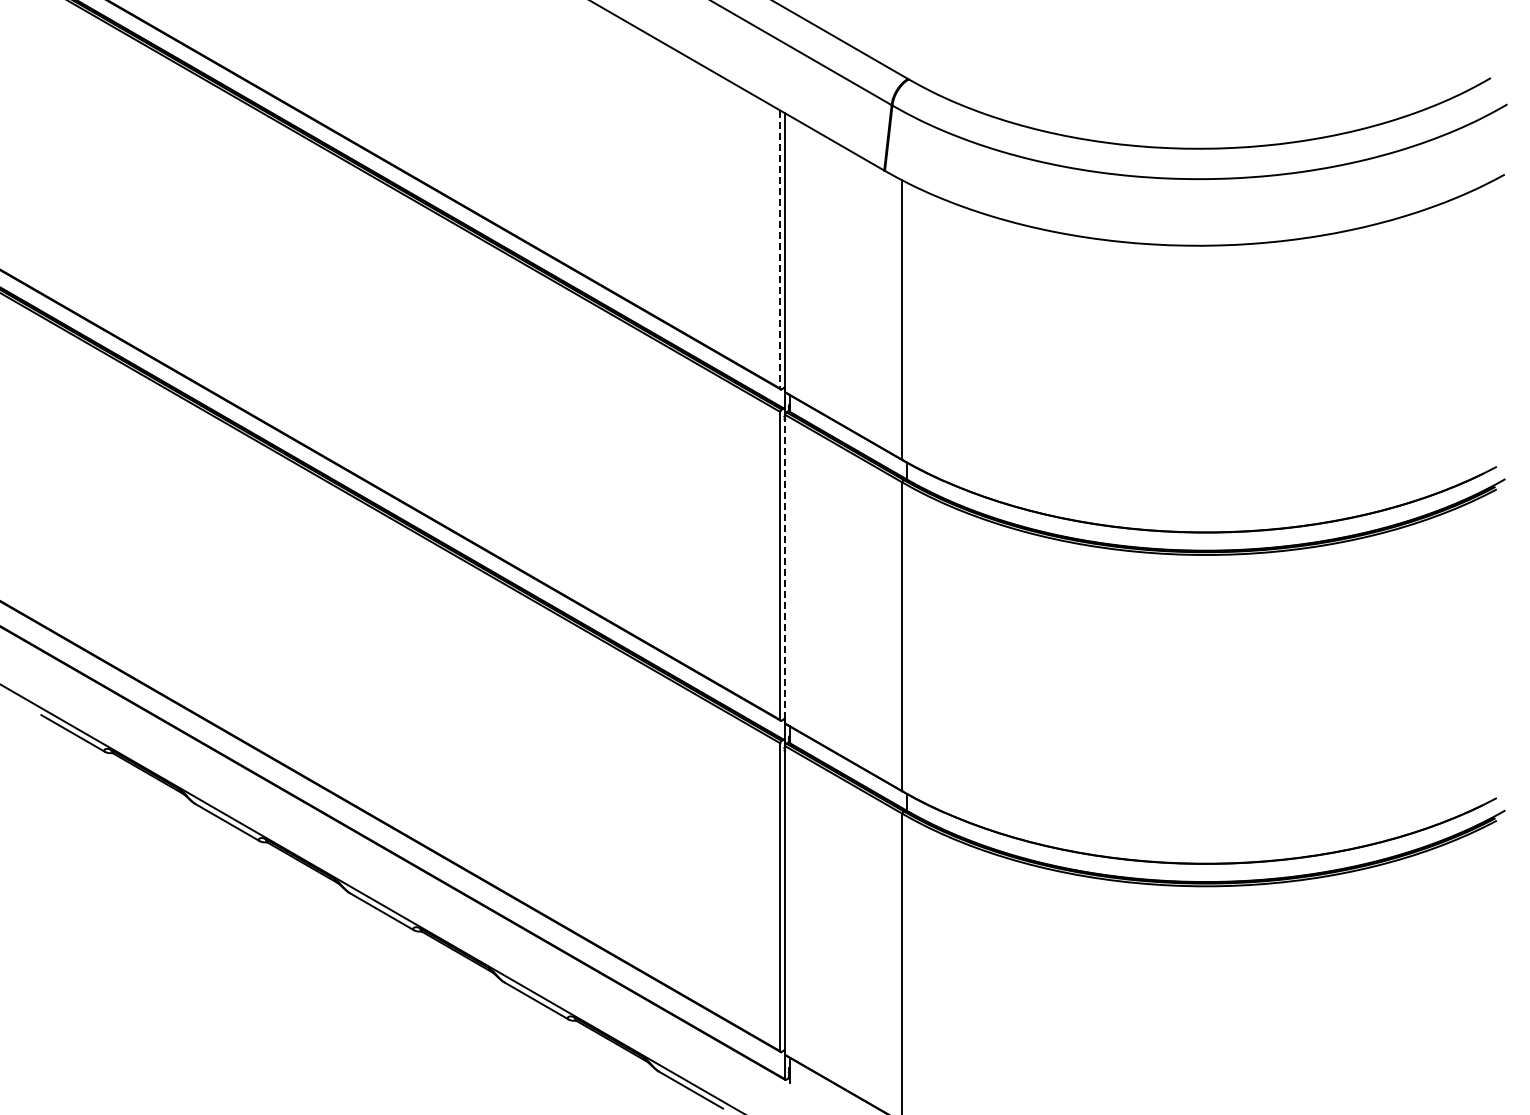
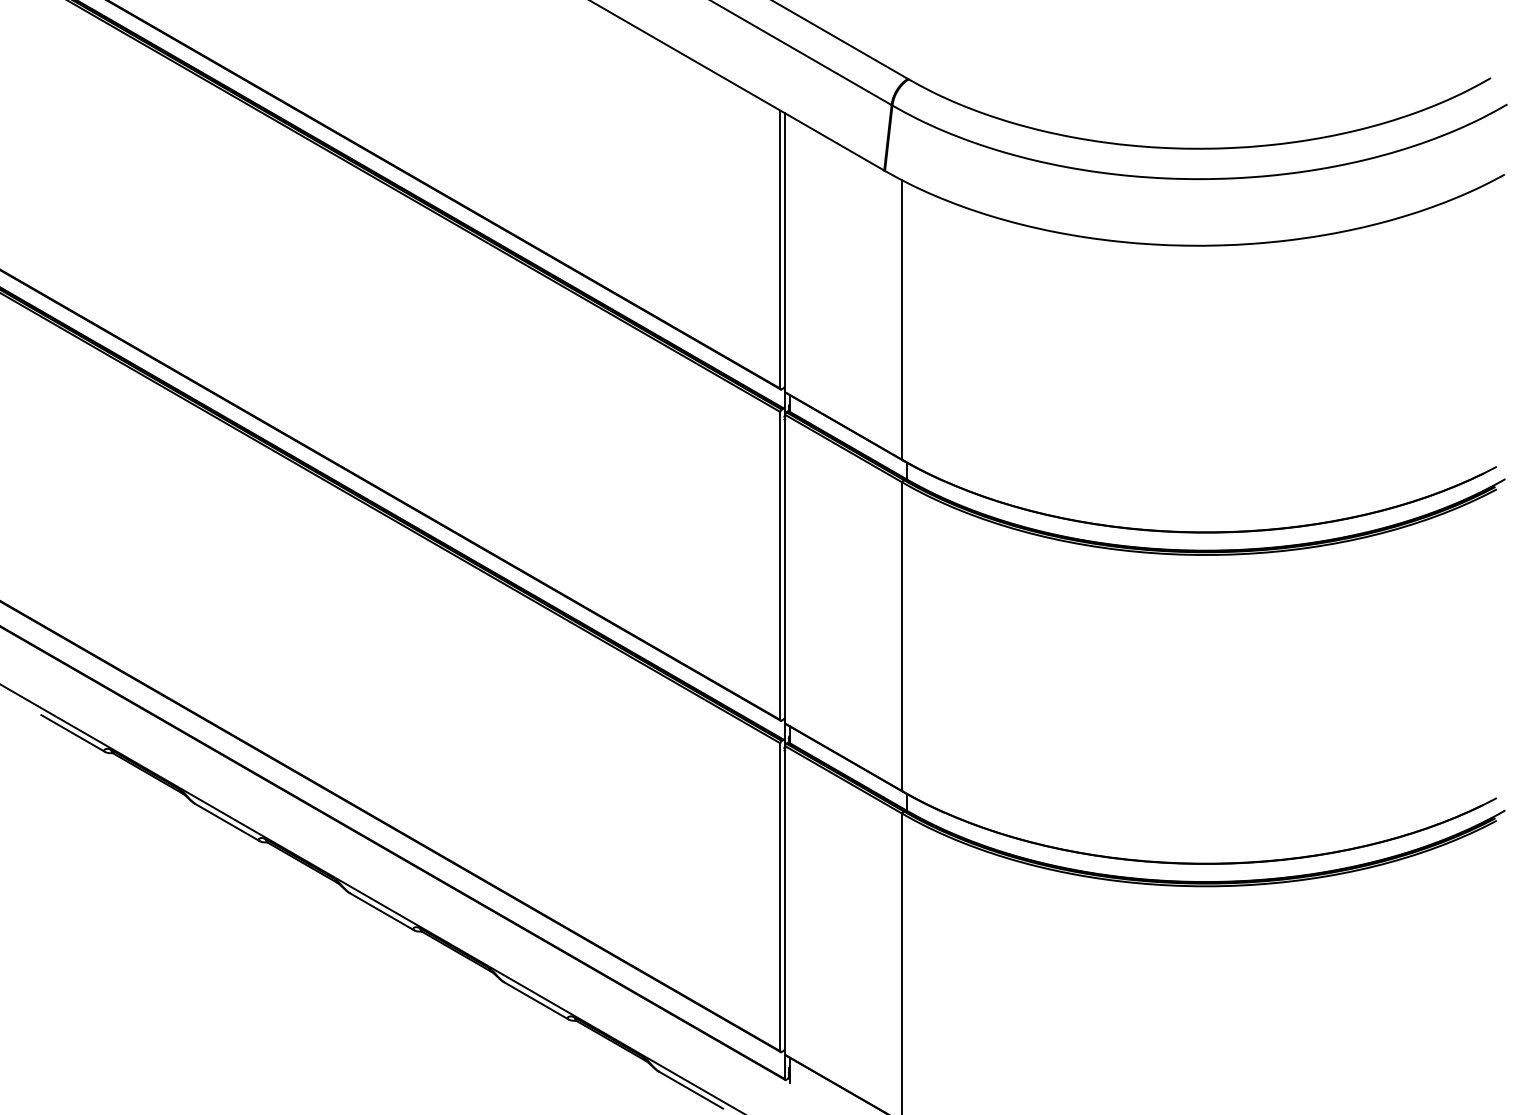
line: dashed -> solid (780, 250)
line: dashed -> solid (785, 569)
